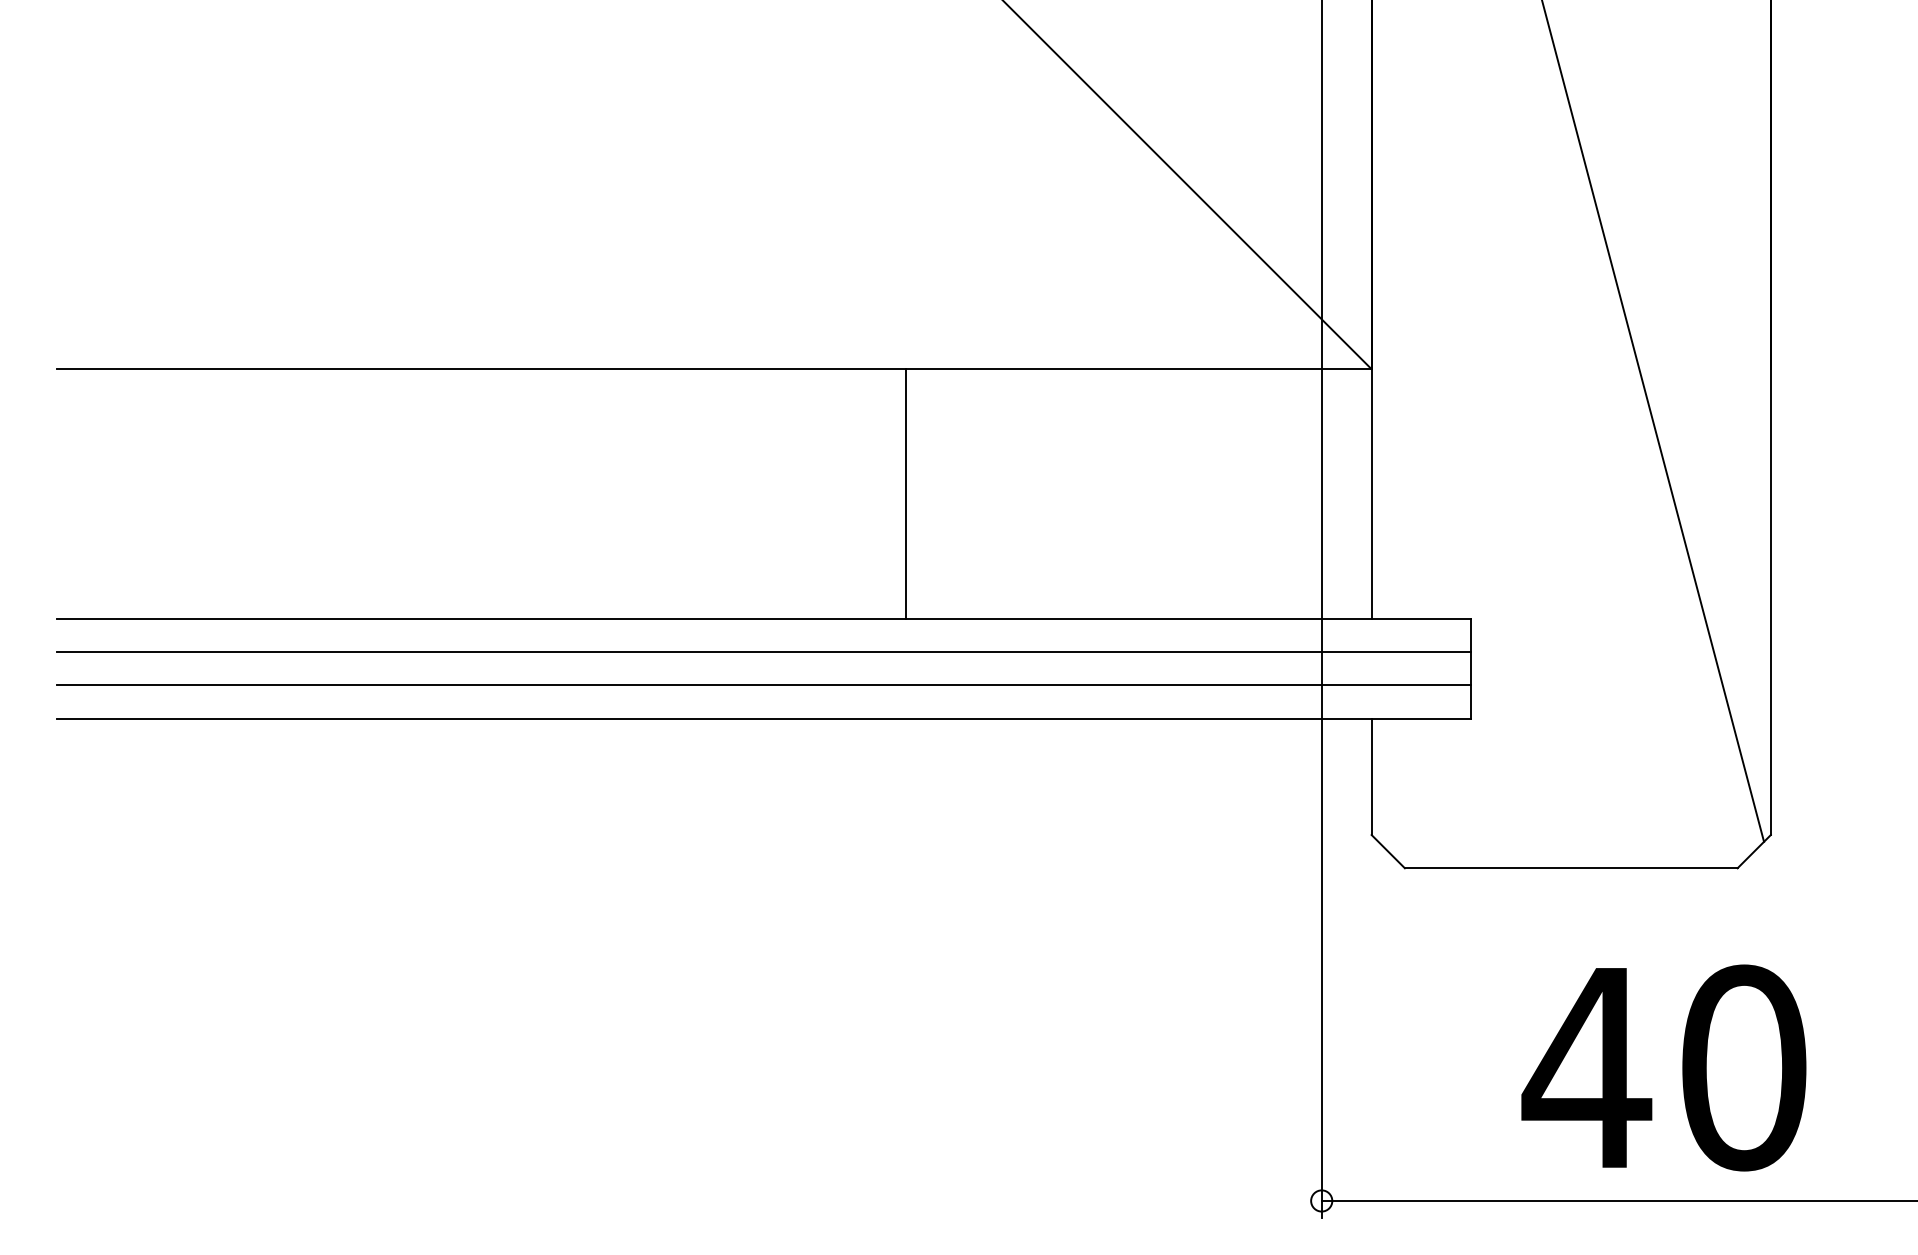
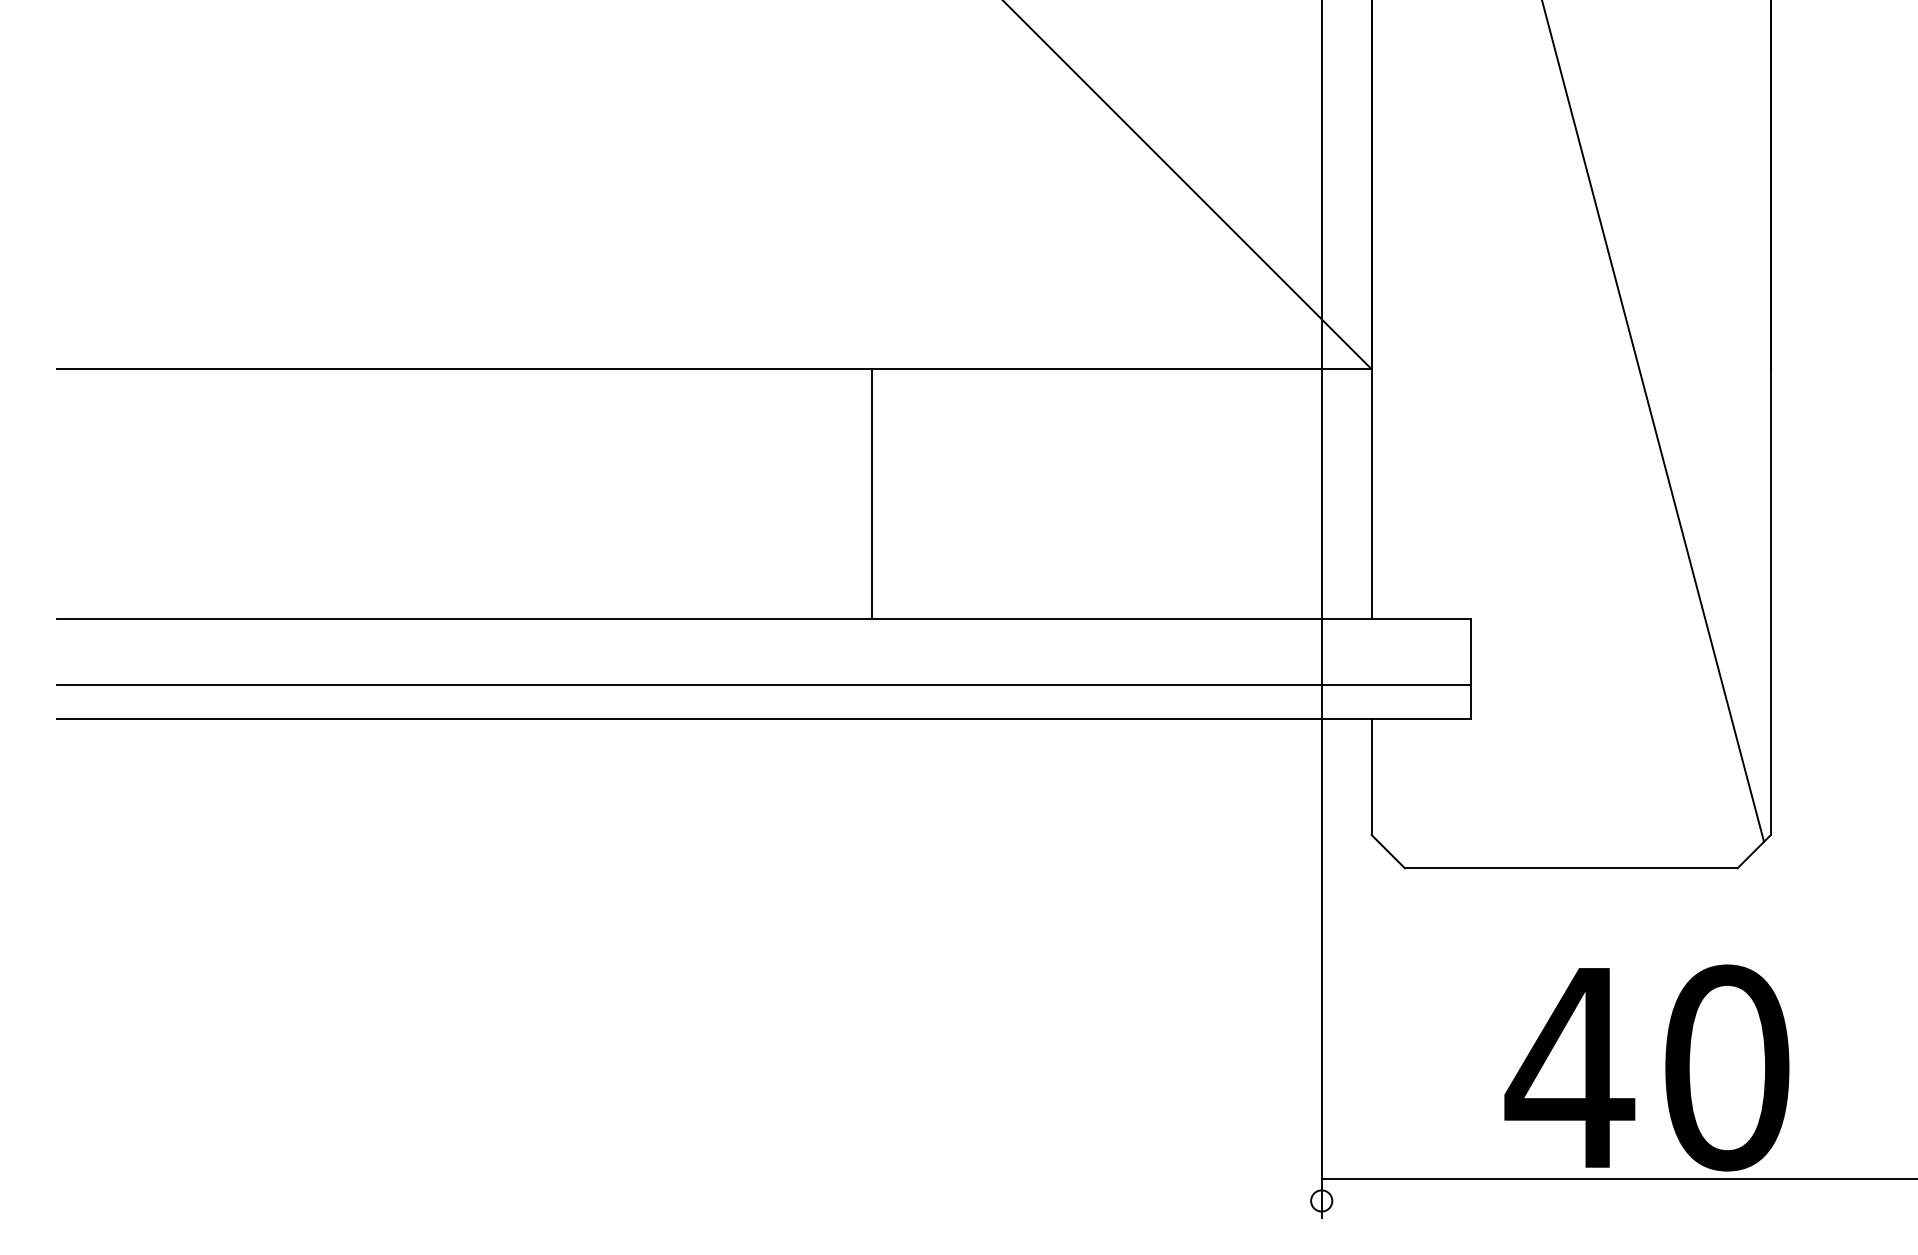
line position: (905, 493) -> (871, 493) (871, 493)
line: present -> none (764, 652)
text position: (1663, 1067) -> (1646, 1067) (1646, 1067)
line position: (1617, 1200) -> (1617, 1178) (1617, 1178)
